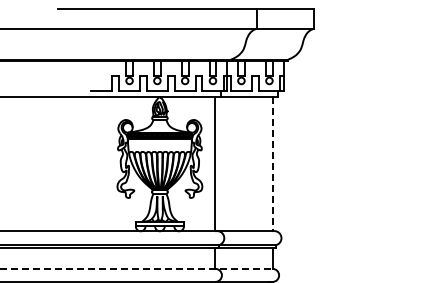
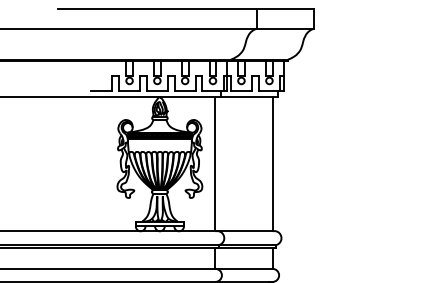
line: dashed -> solid (272, 164)
line: dashed -> solid (136, 268)
